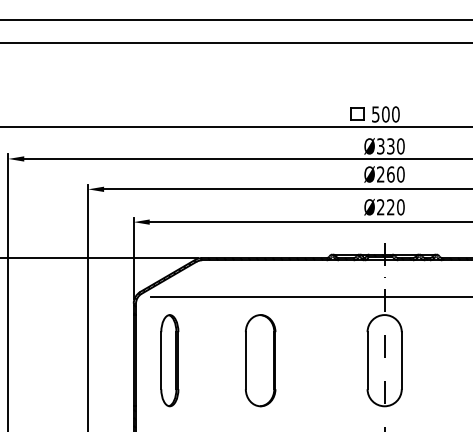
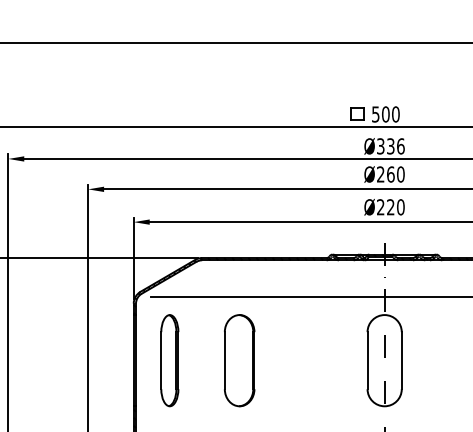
line: present -> none (235, 19)
text: Ø330 -> Ø336 (400, 146)
part position: (260, 360) -> (239, 360) (239, 360)
